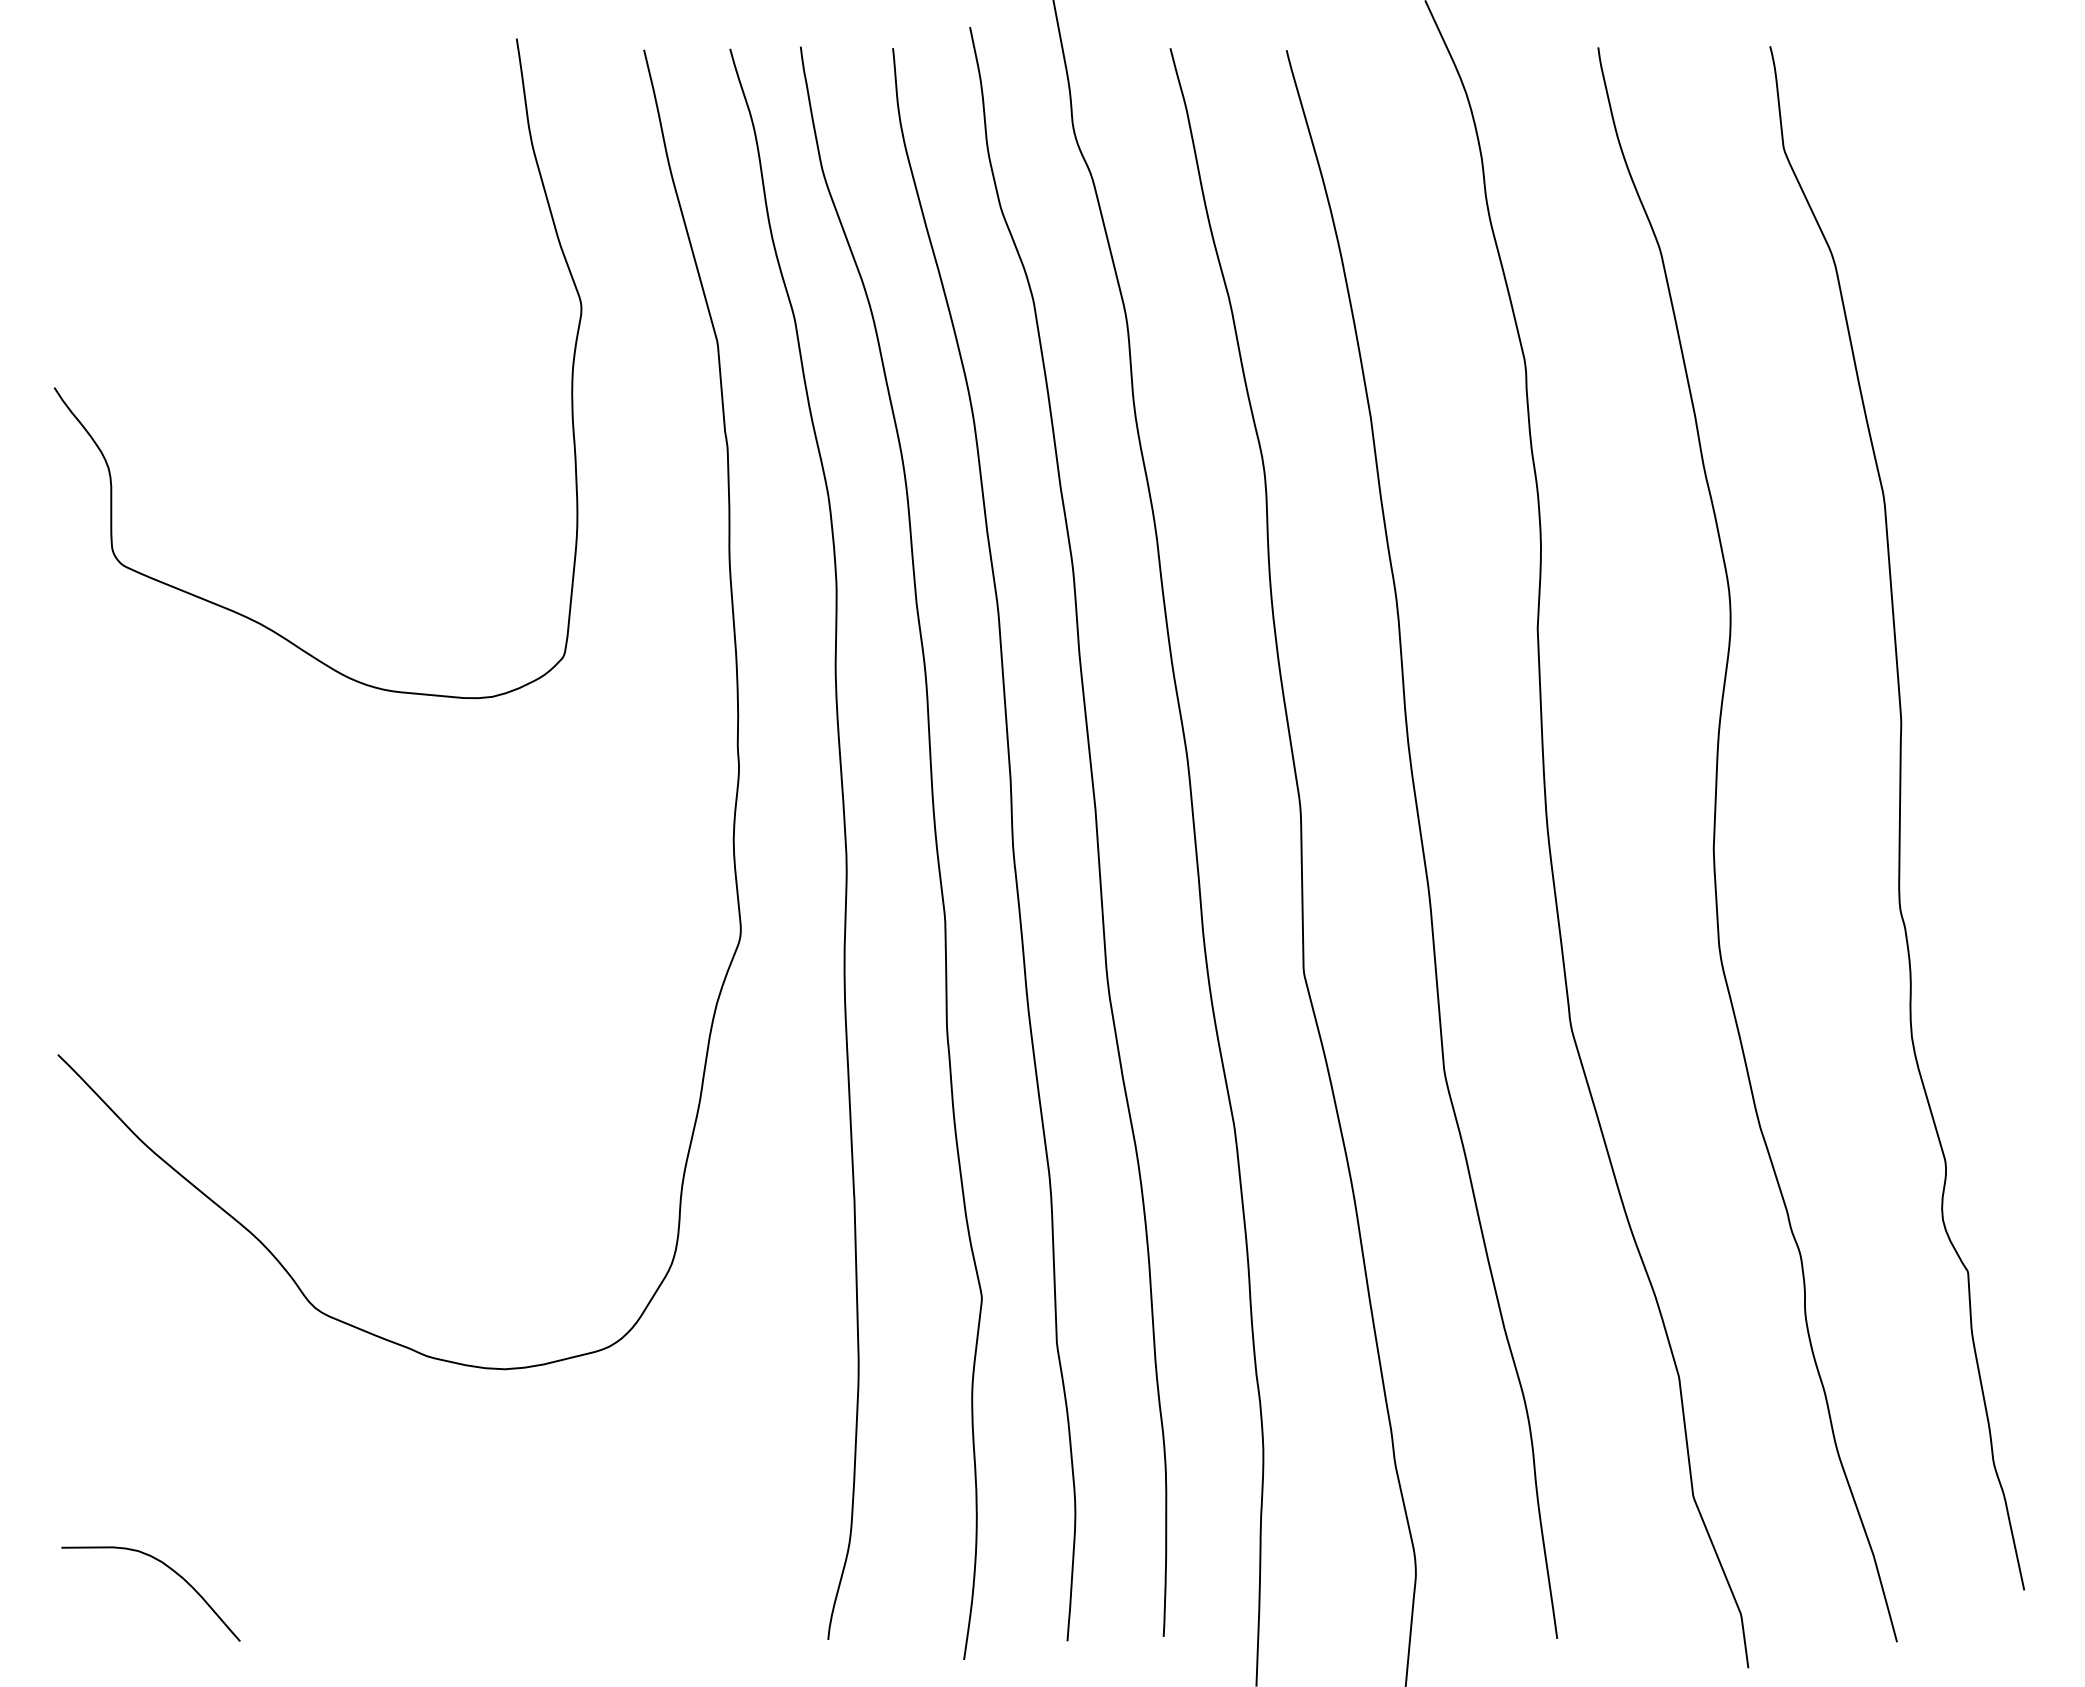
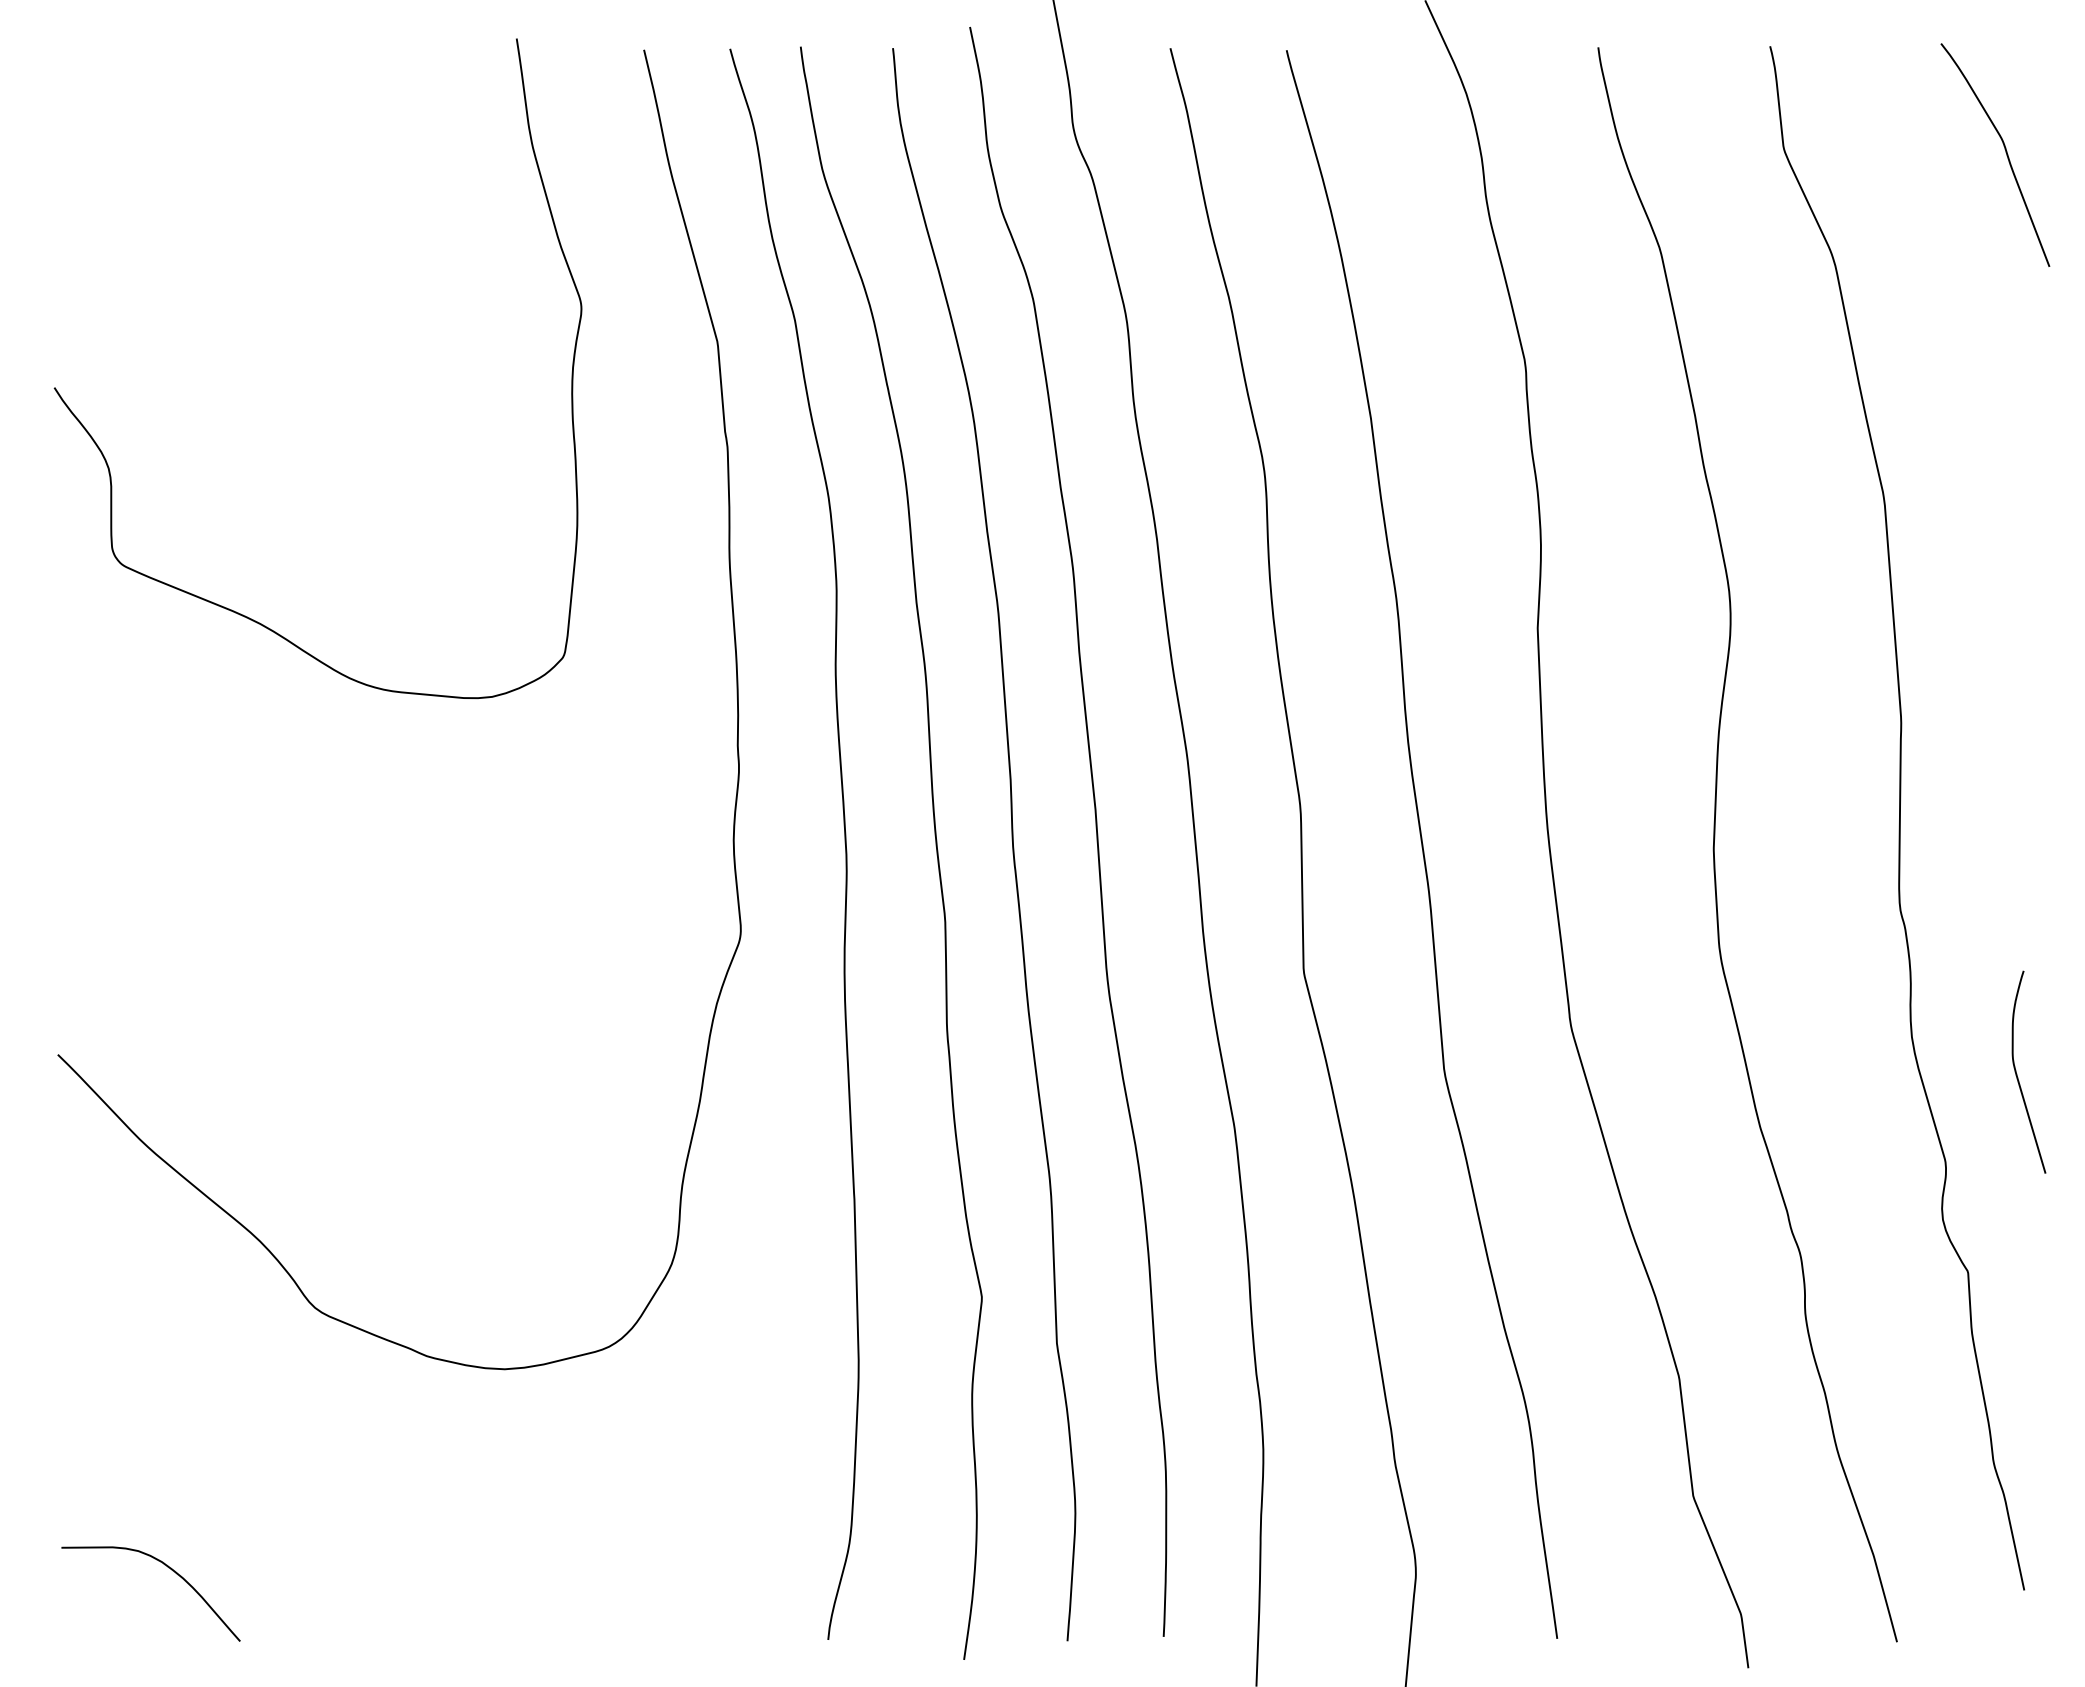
curve: none -> present (2005, 152)
curve: none -> present (2017, 1074)
